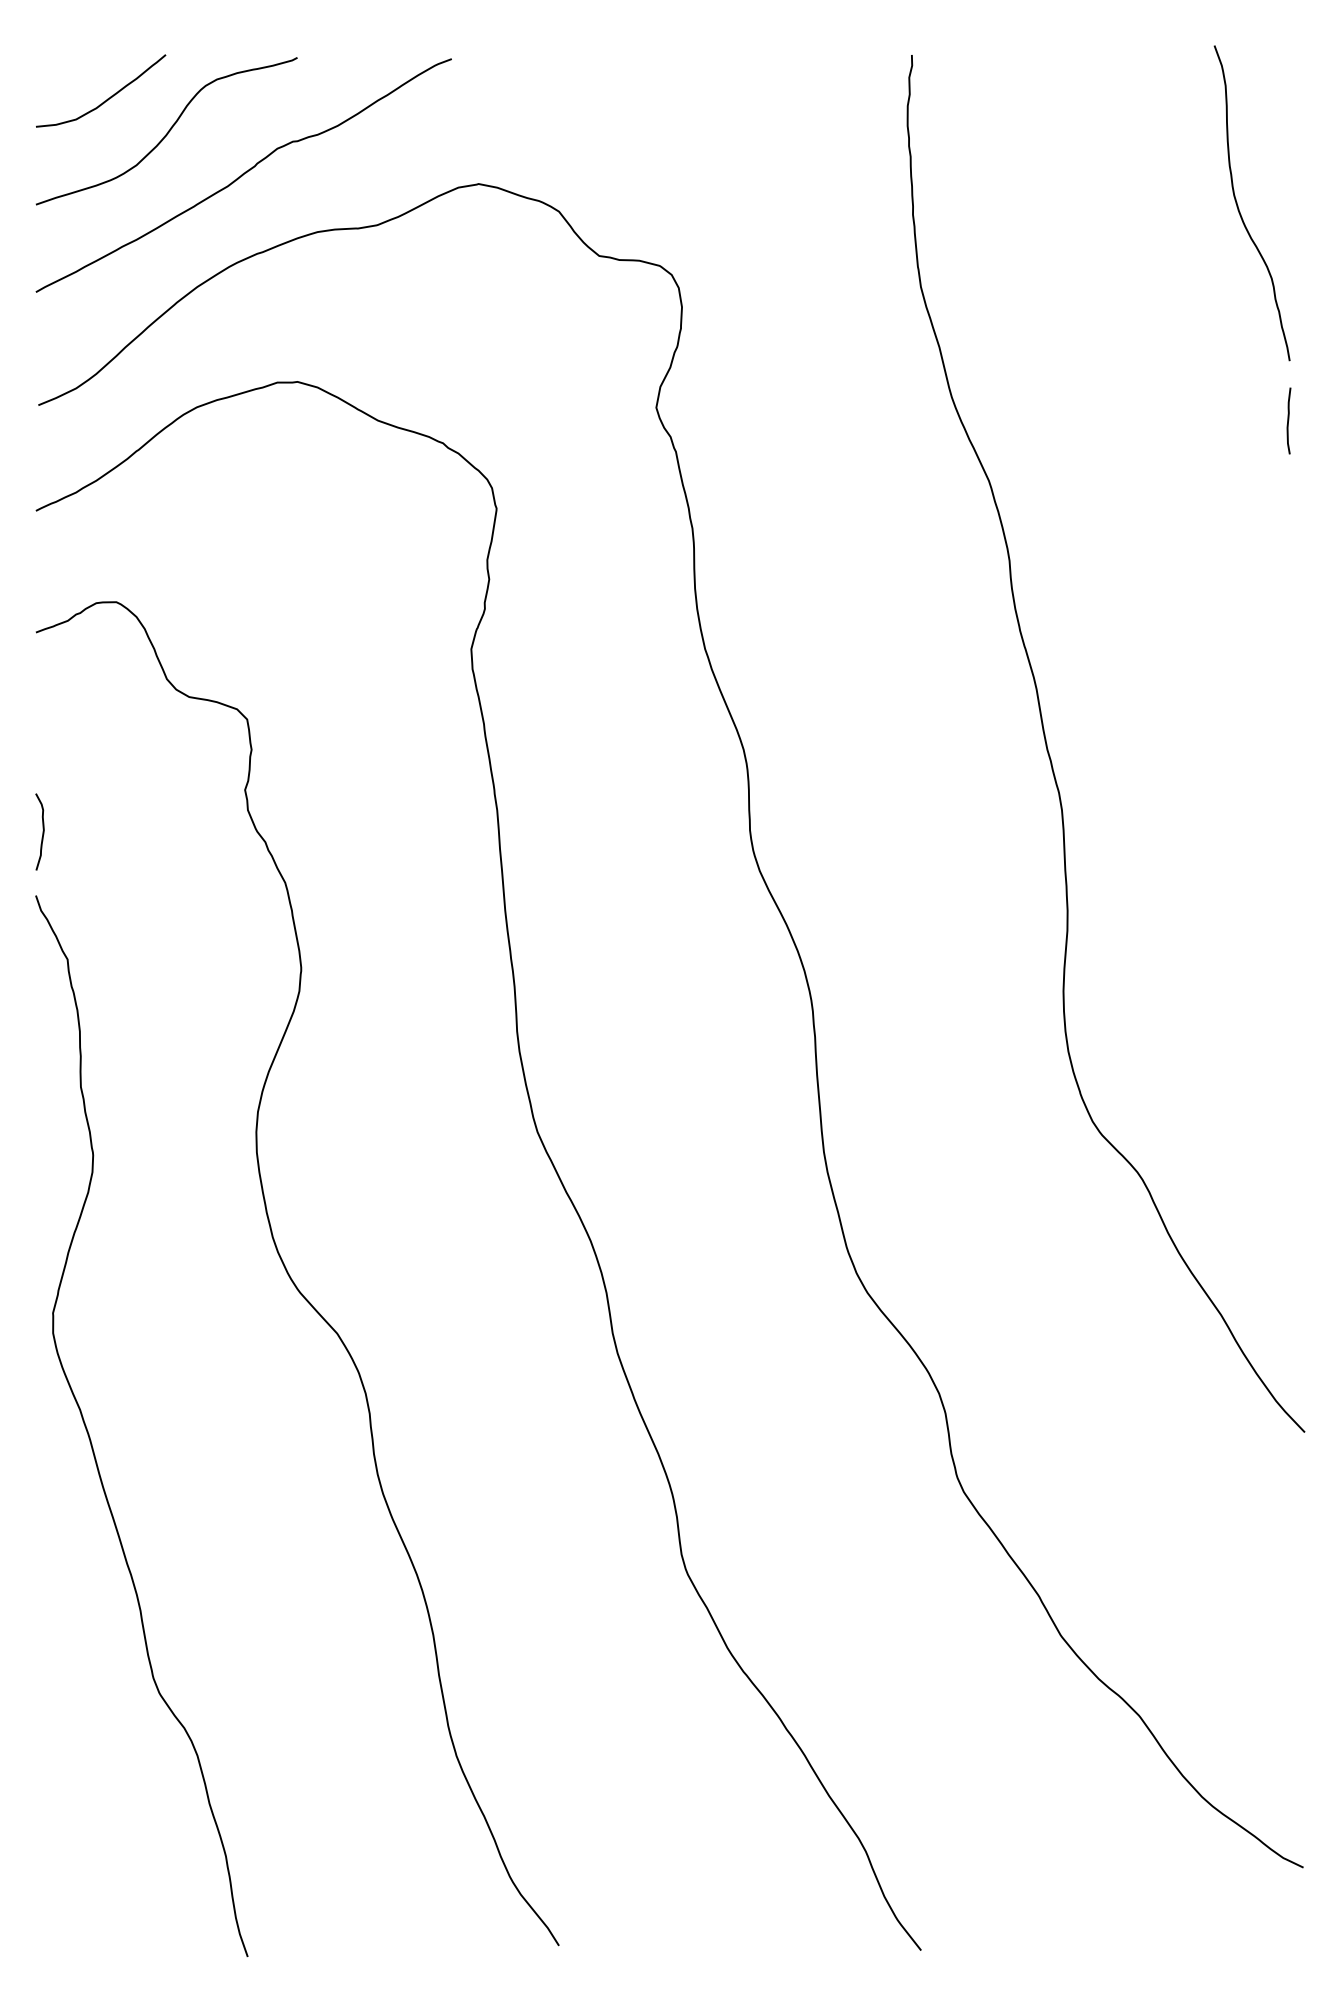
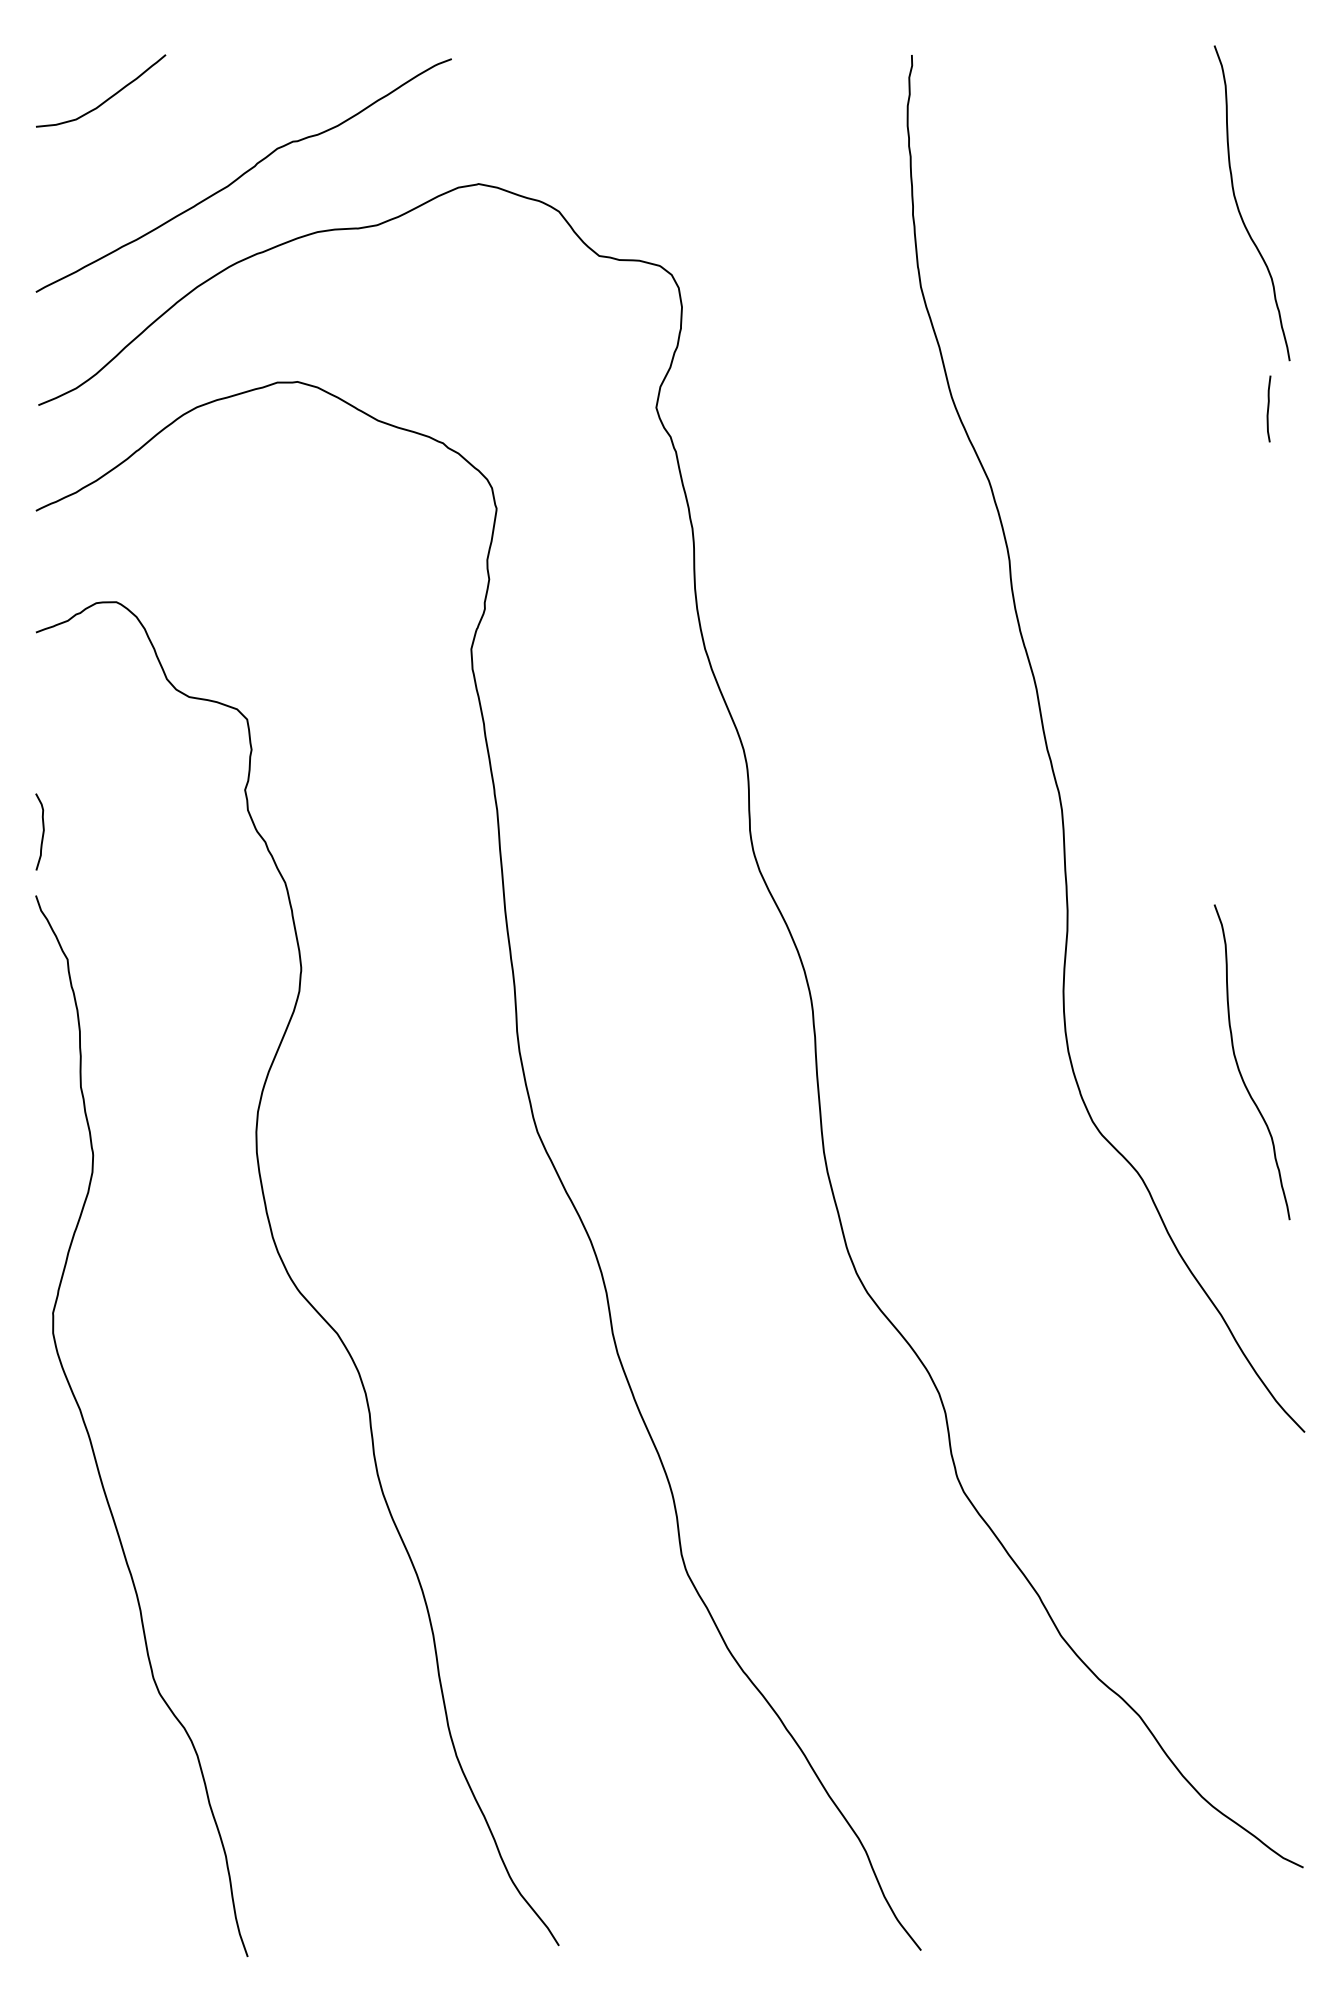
curve: present -> none (167, 131)
curve position: (1288, 420) -> (1268, 408) (1268, 408)
curve: none -> present (1239, 1067)
